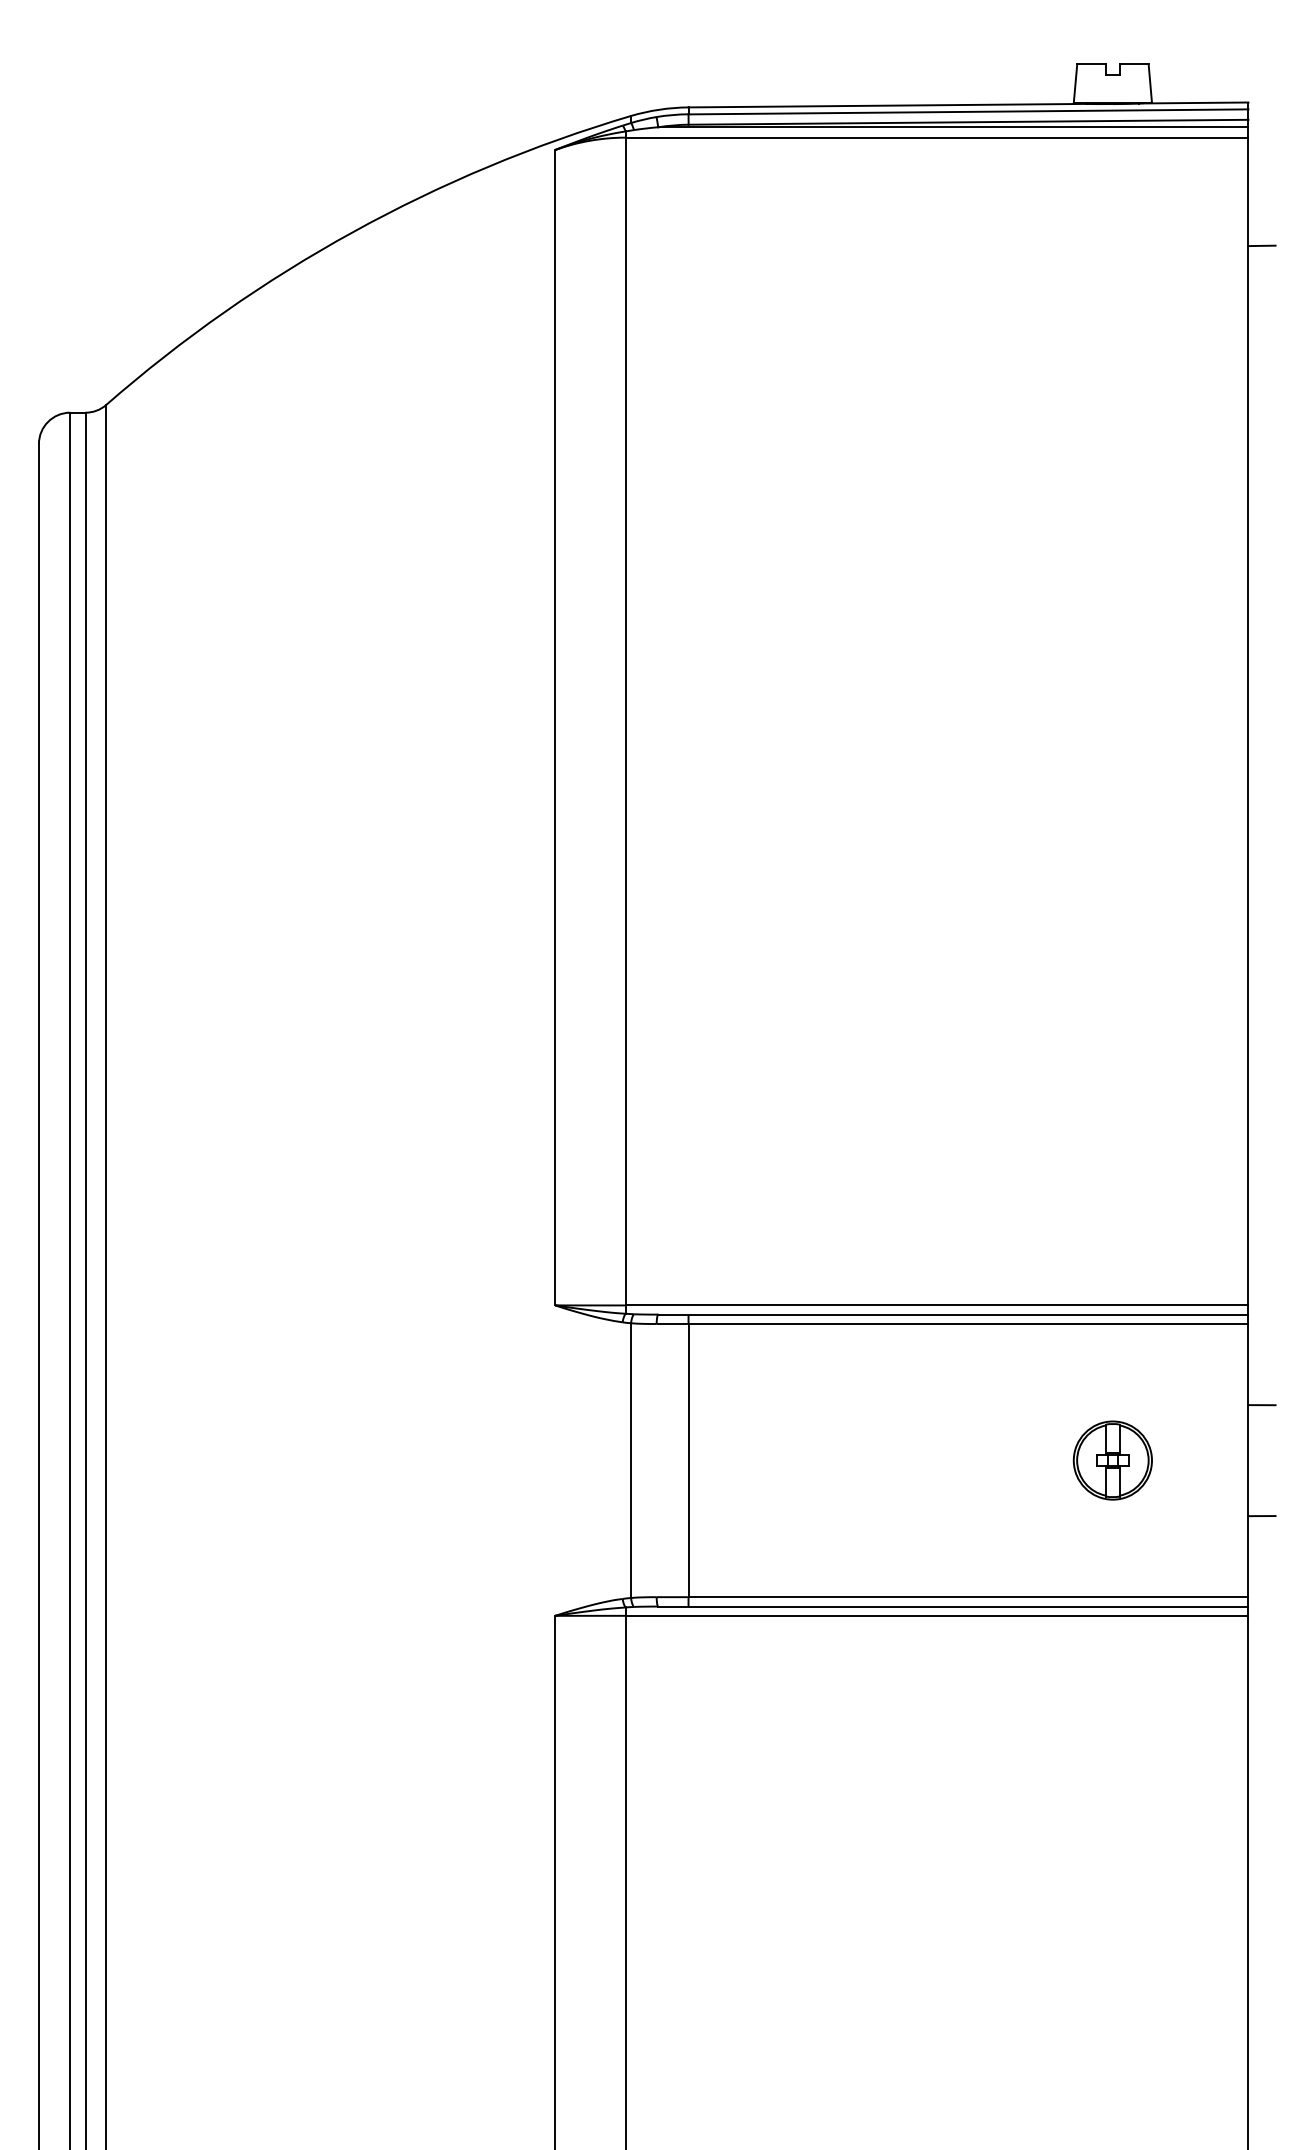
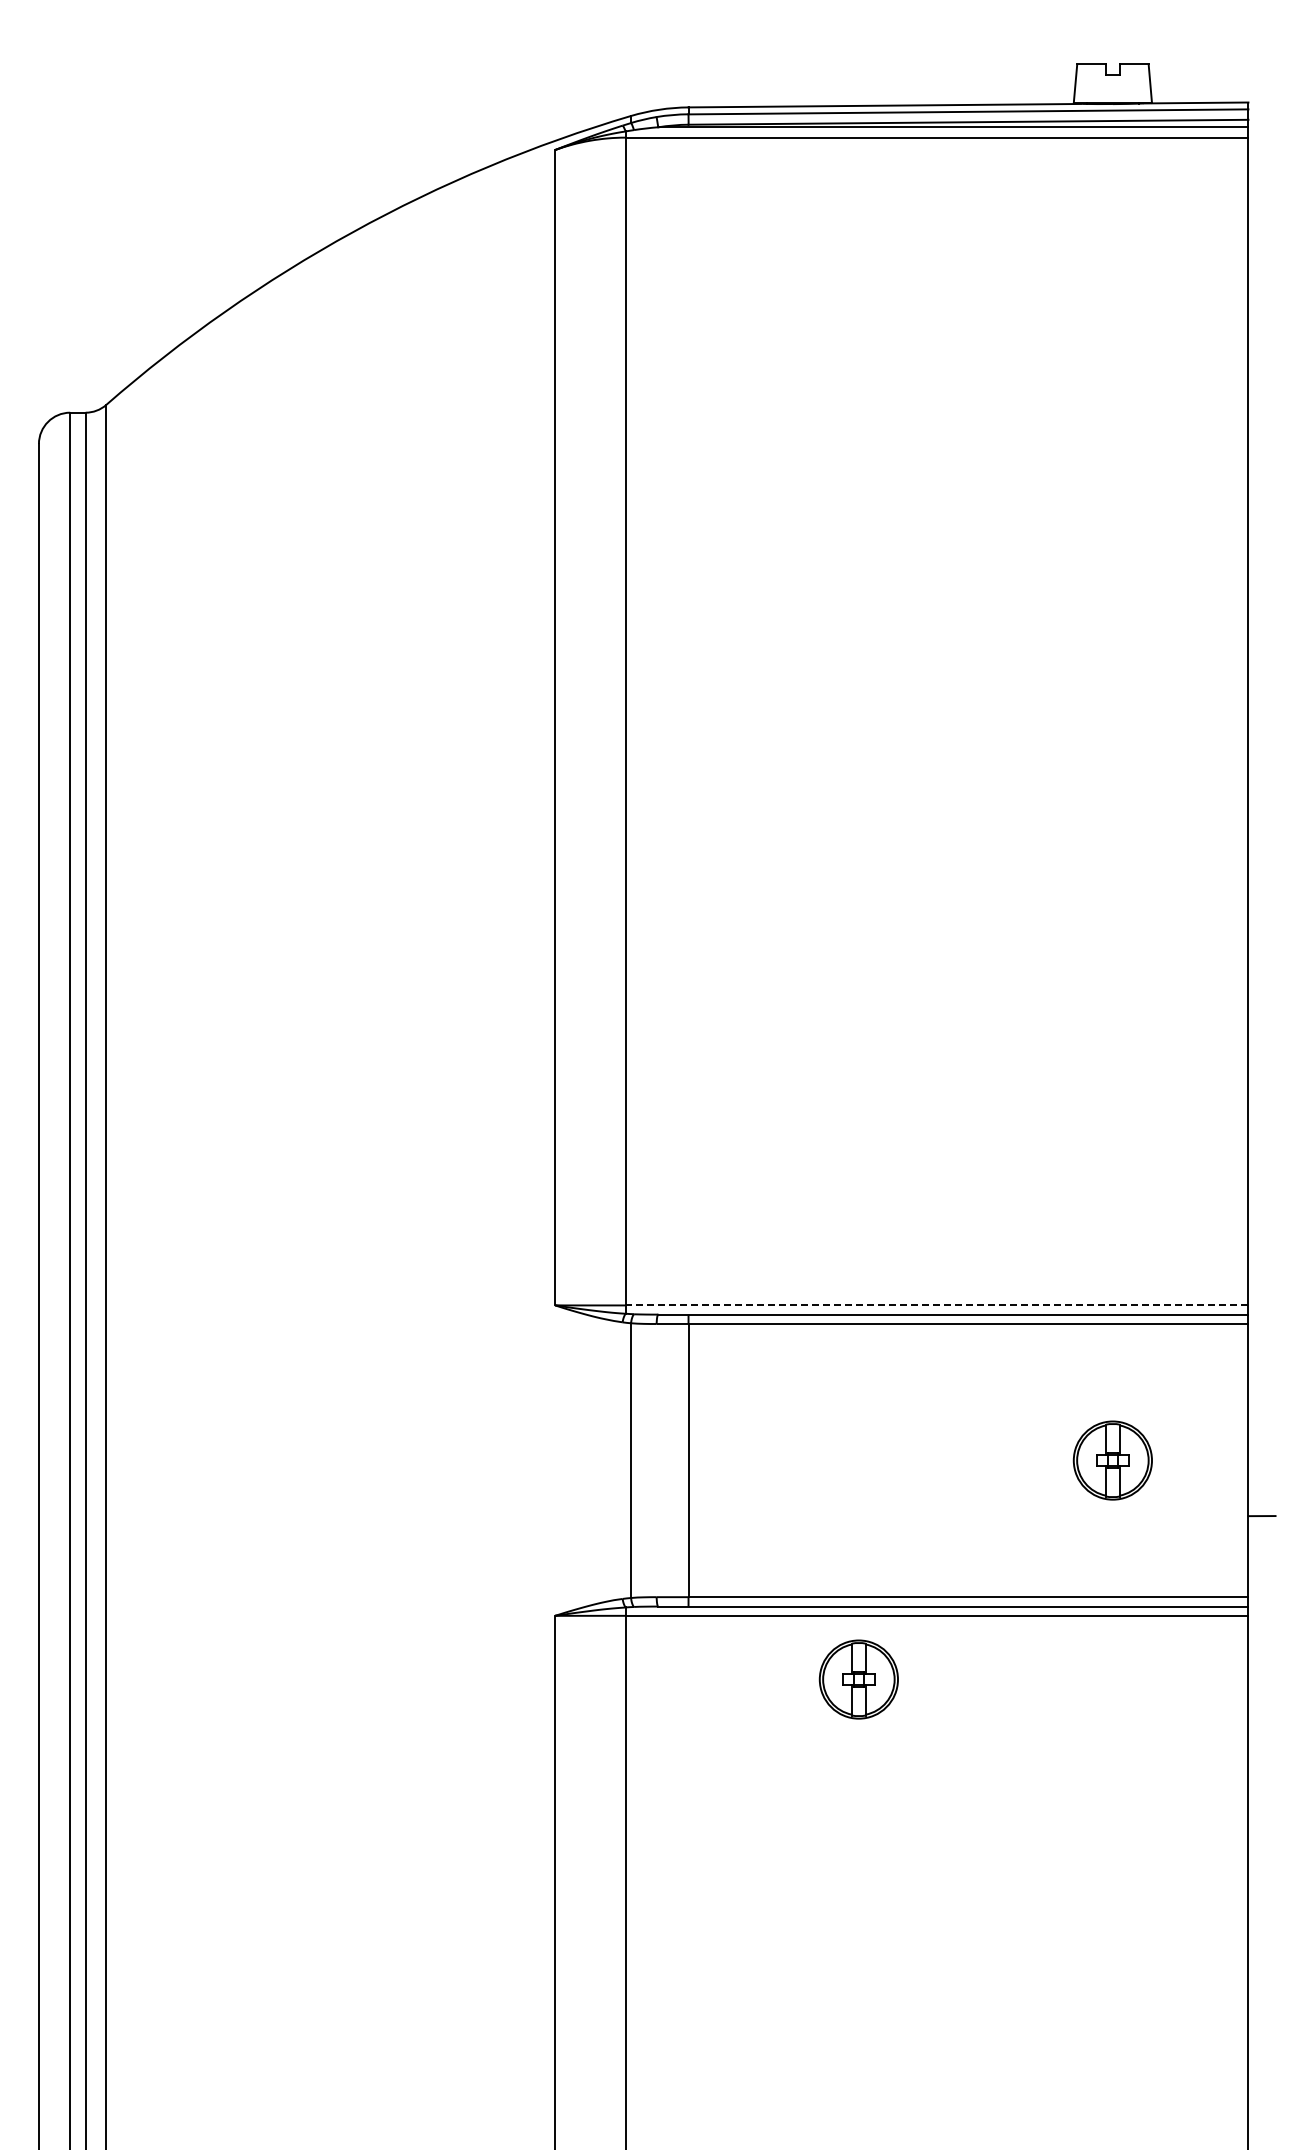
line: present -> none (1261, 245)
line: solid -> dashed (936, 1305)
line: present -> none (1261, 1405)
part: none -> present (858, 1679)
